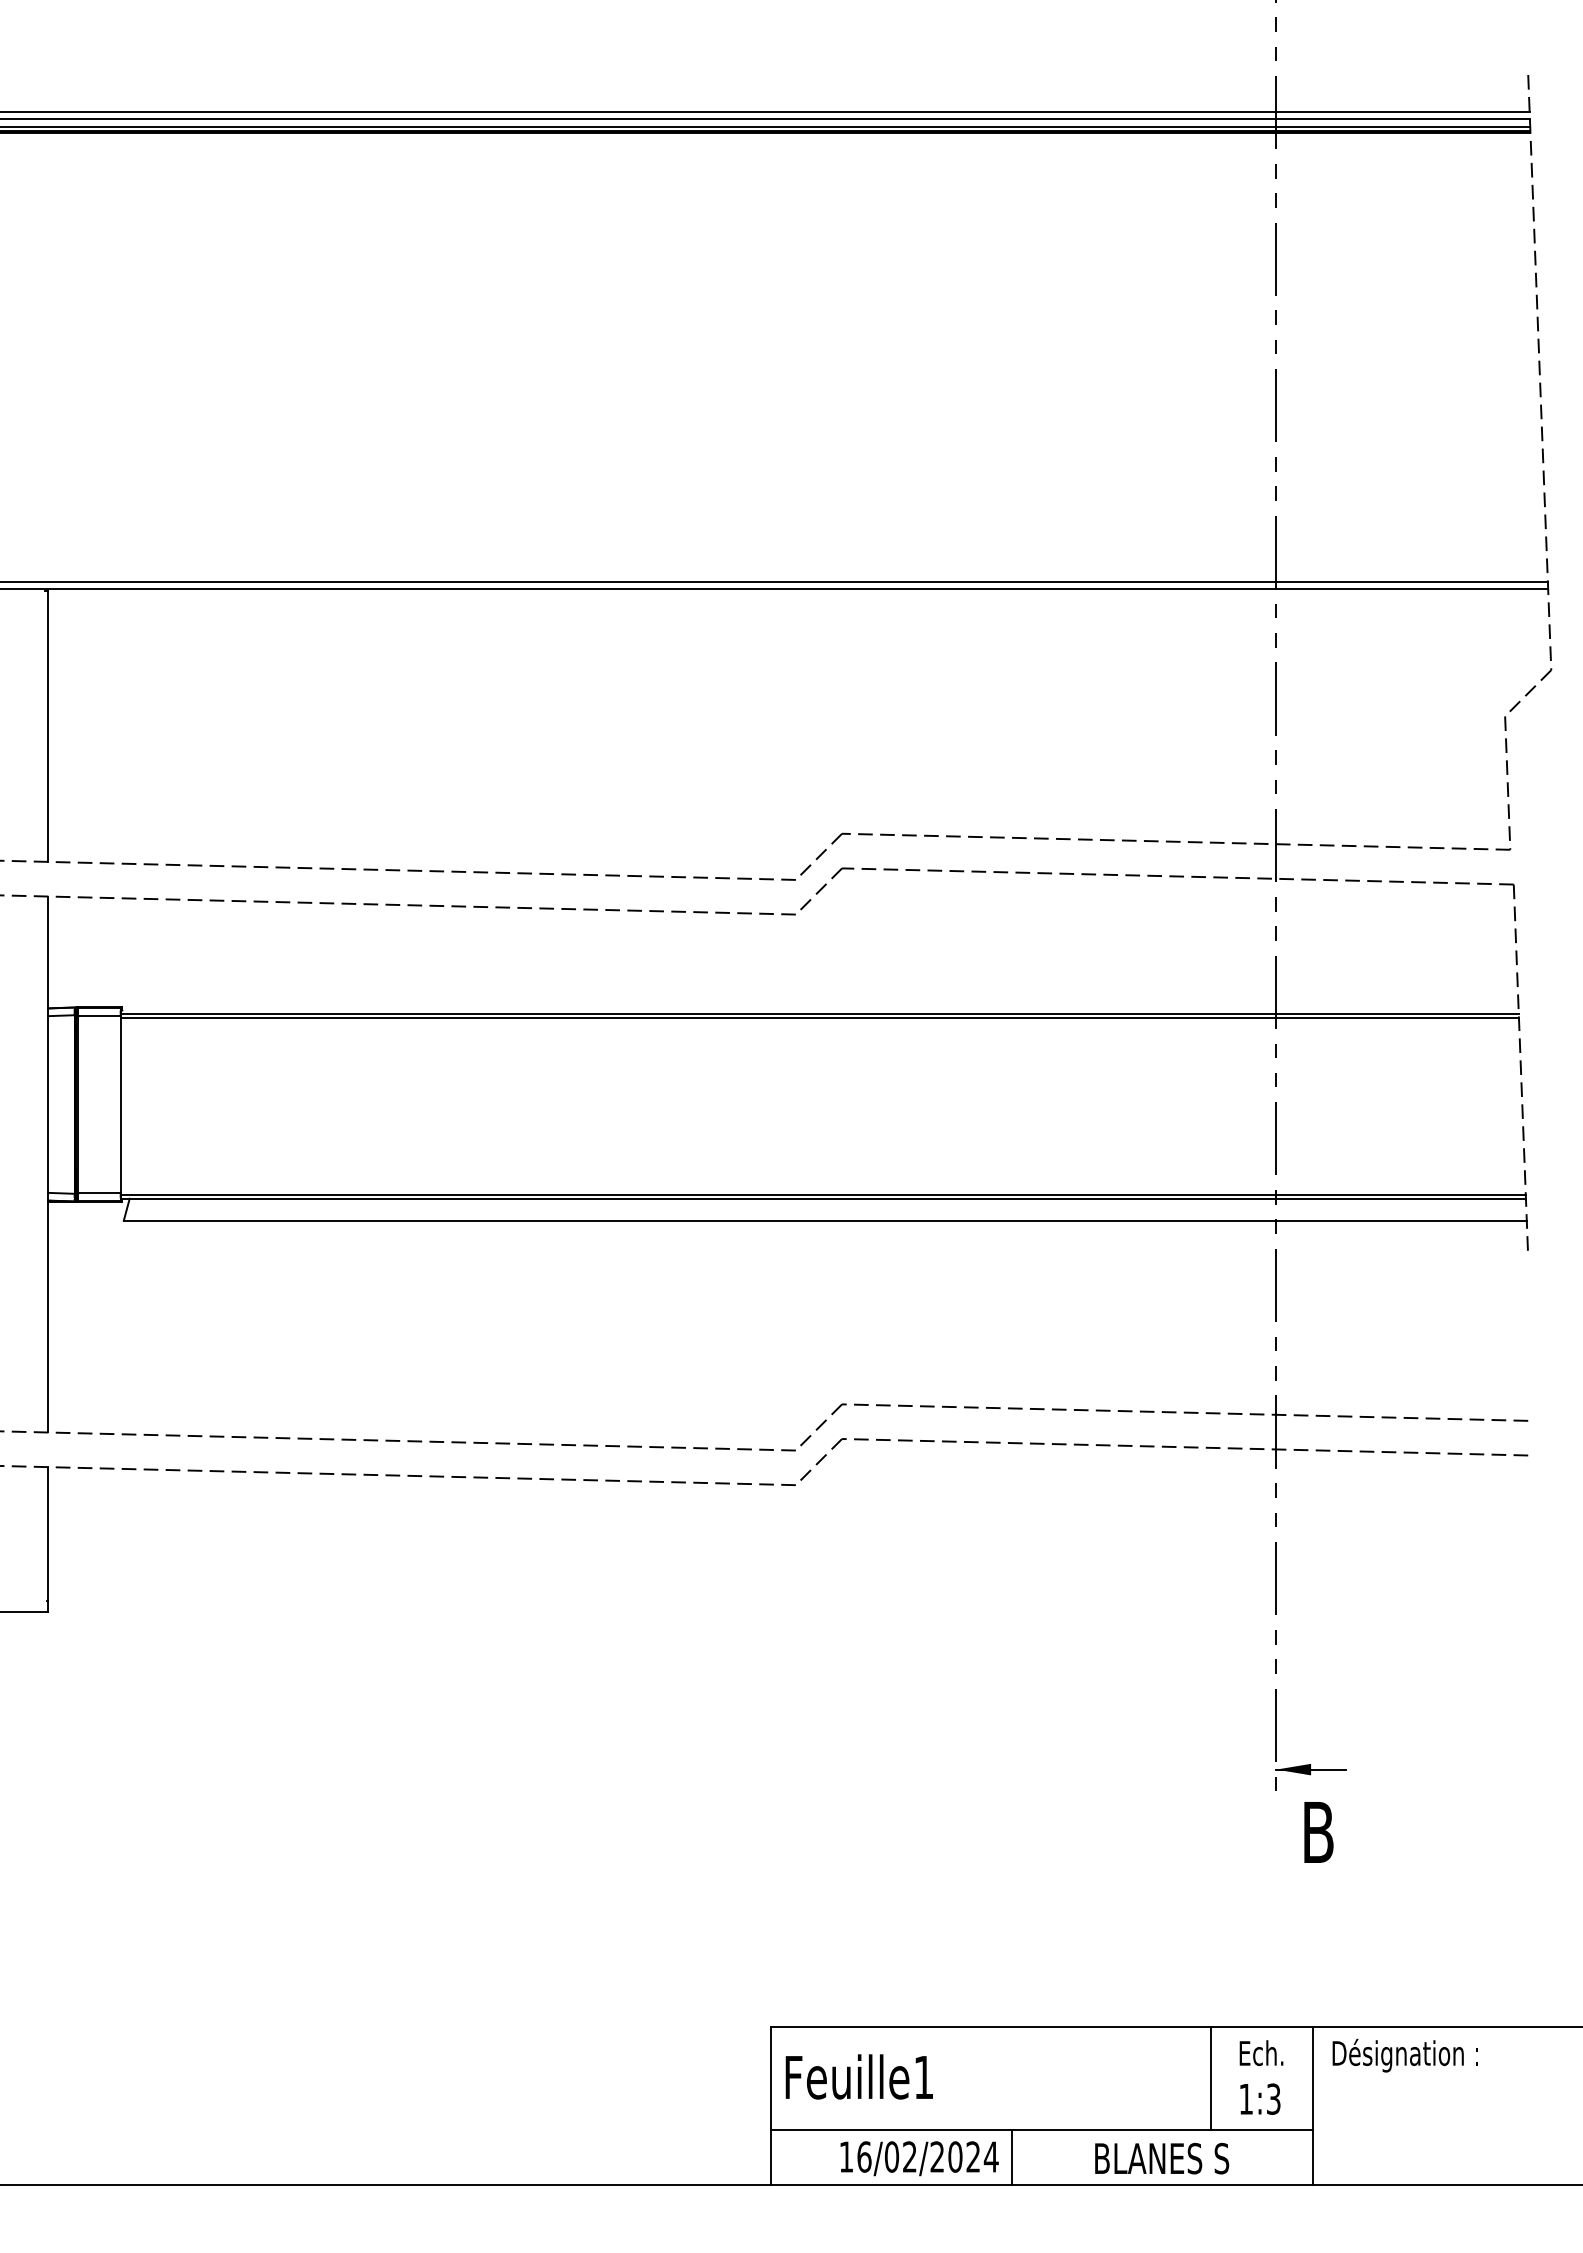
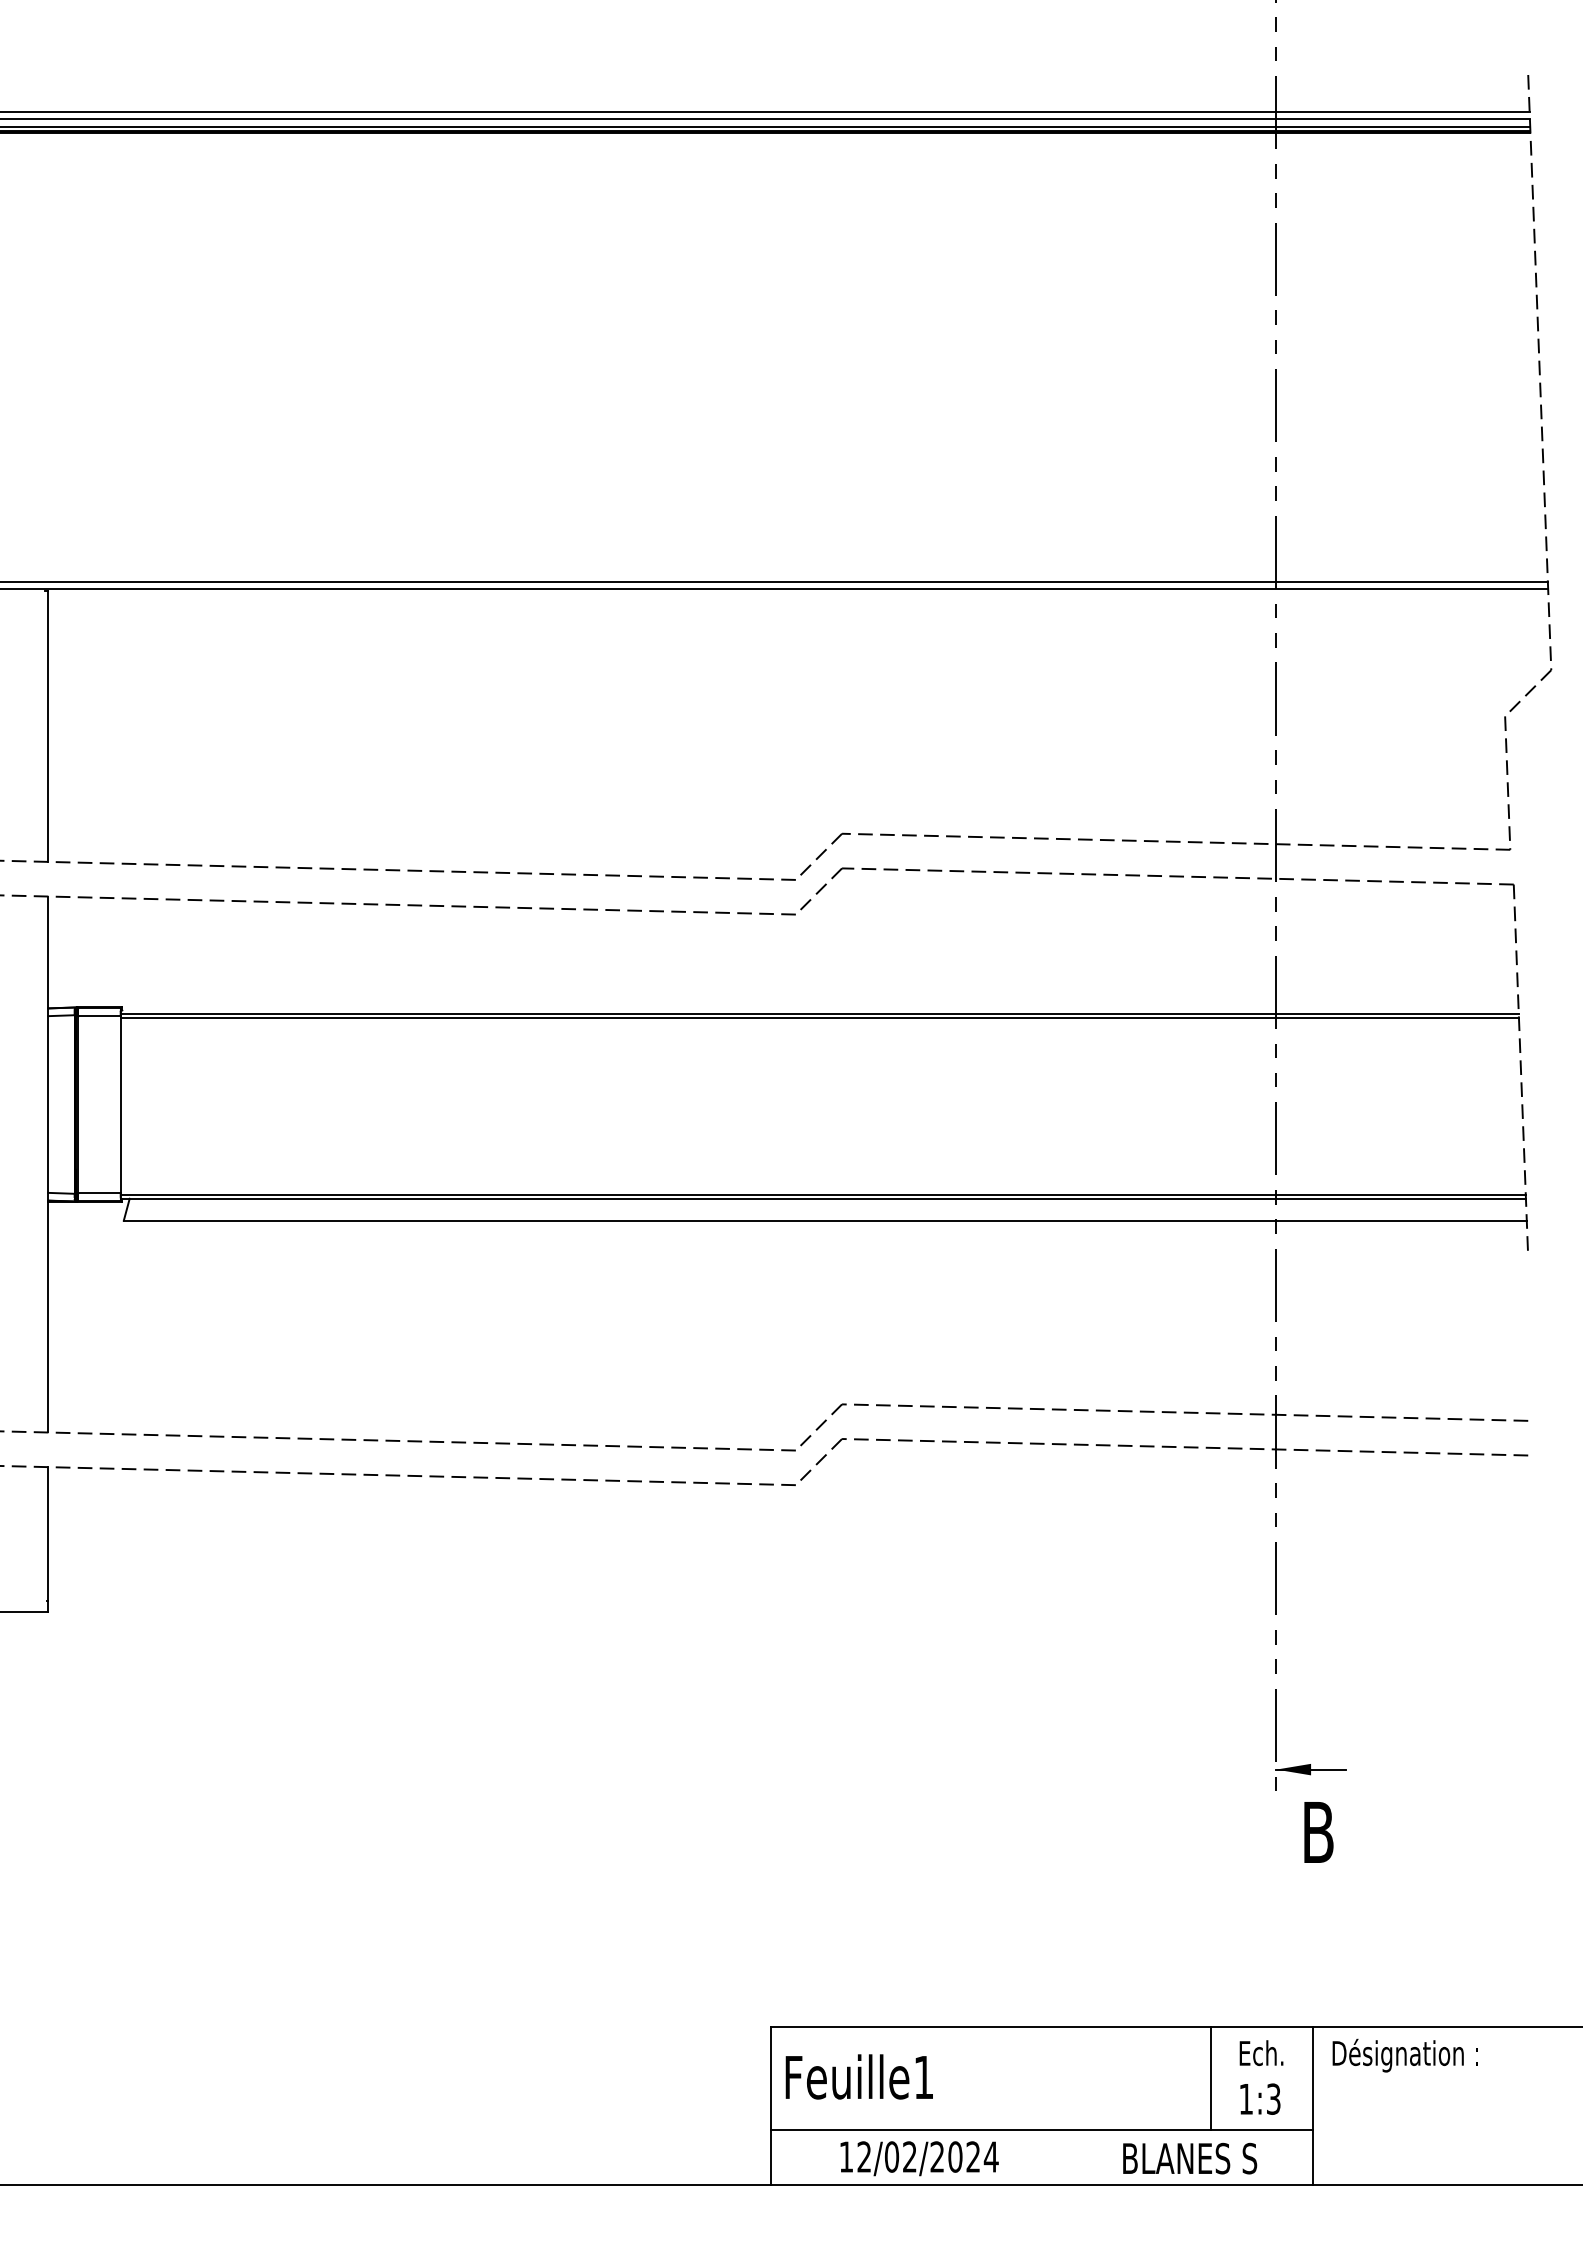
text: 16/02/2024 -> 12/02/2024 (864, 2156)
line: present -> none (1012, 2157)
text position: (1162, 2158) -> (1190, 2158) (1190, 2158)
